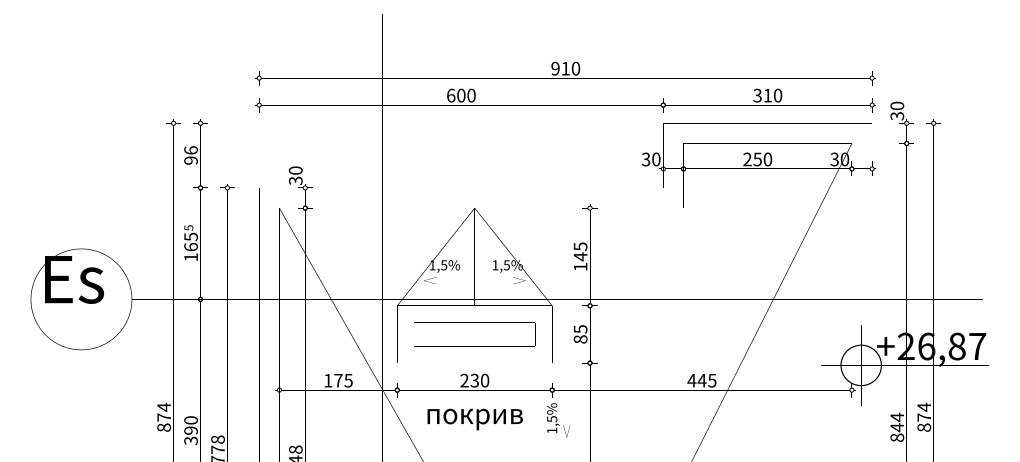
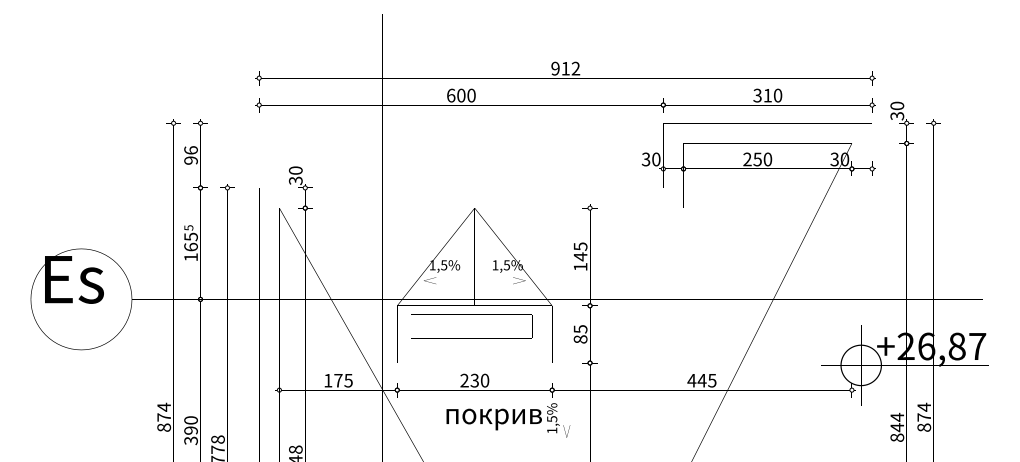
text: 910 -> 912 (575, 68)
part position: (474, 322) -> (471, 314) (471, 314)
text position: (474, 419) -> (493, 419) (493, 419)
